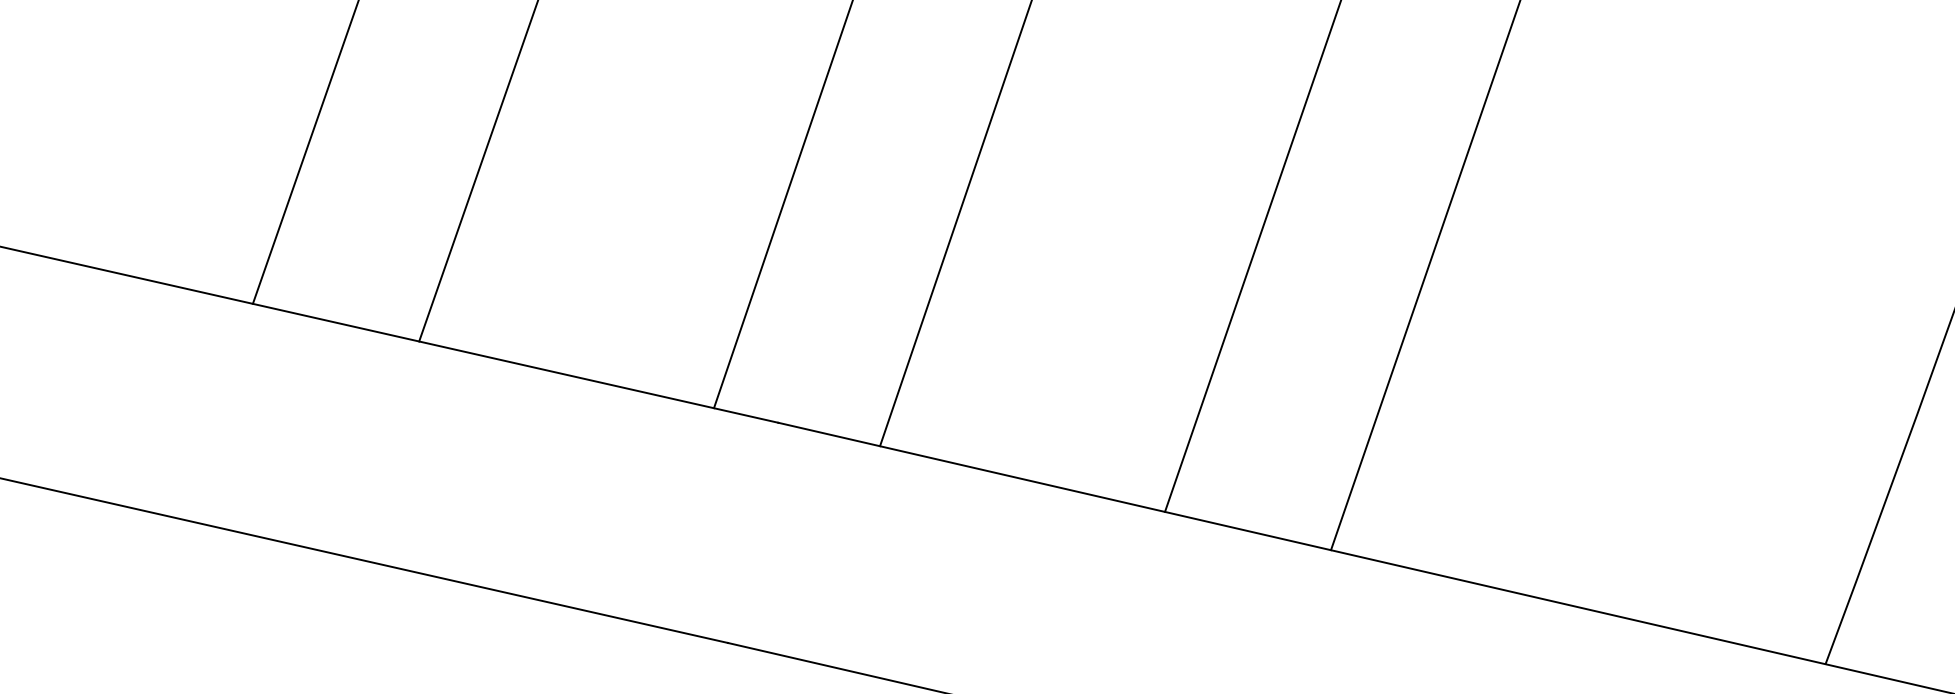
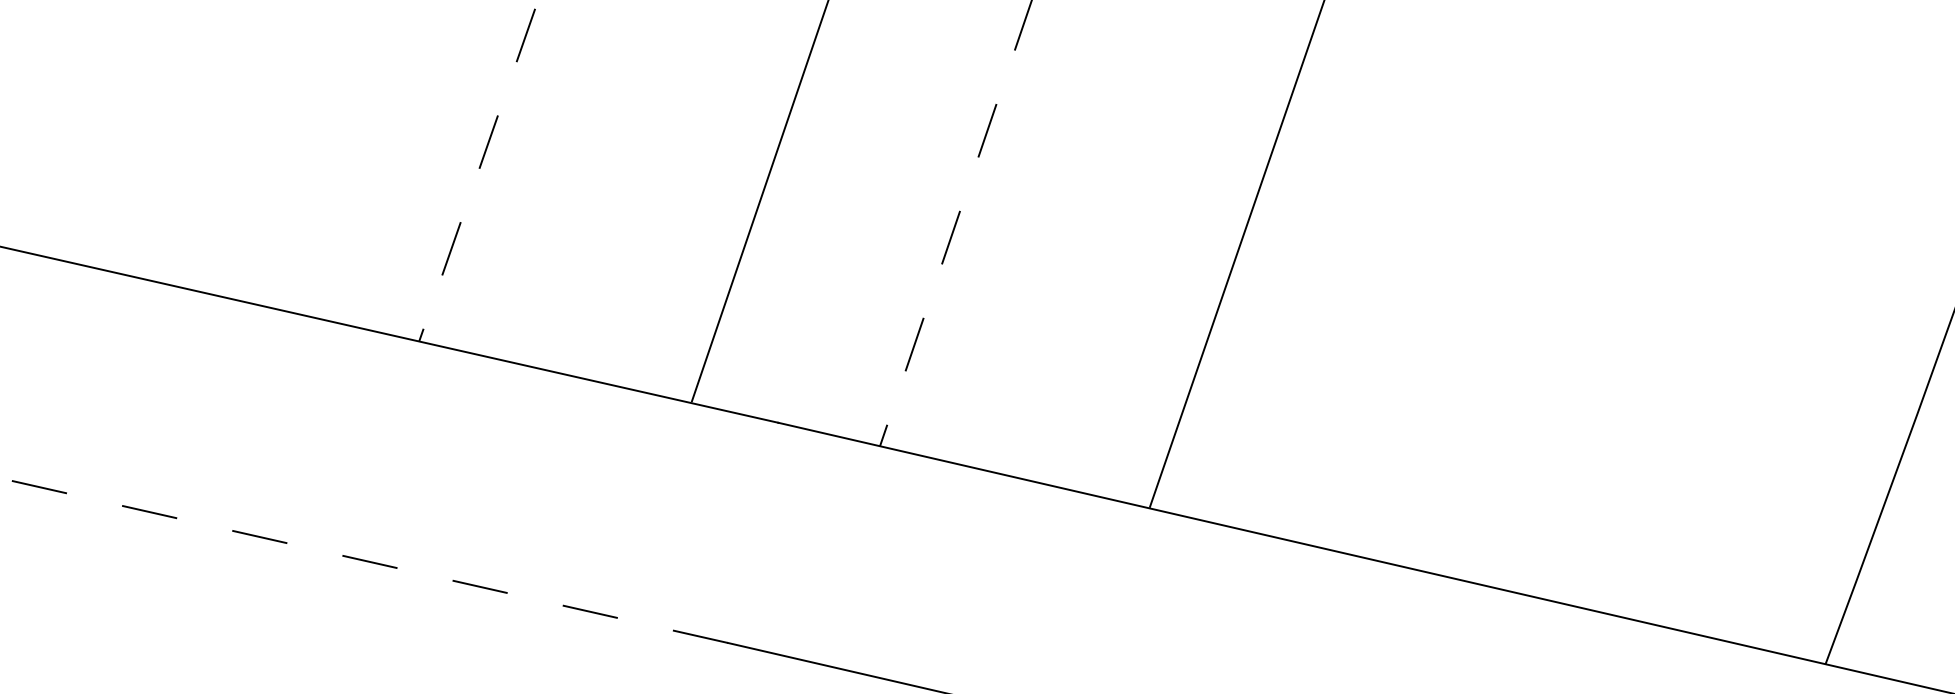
line: present -> none (305, 152)
line: solid -> dashed (478, 170)
line position: (783, 205) -> (759, 201) (759, 201)
line: solid -> dashed (955, 223)
line position: (1252, 256) -> (1236, 254) (1236, 254)
line: present -> none (1425, 276)
line: solid -> dashed (363, 560)
